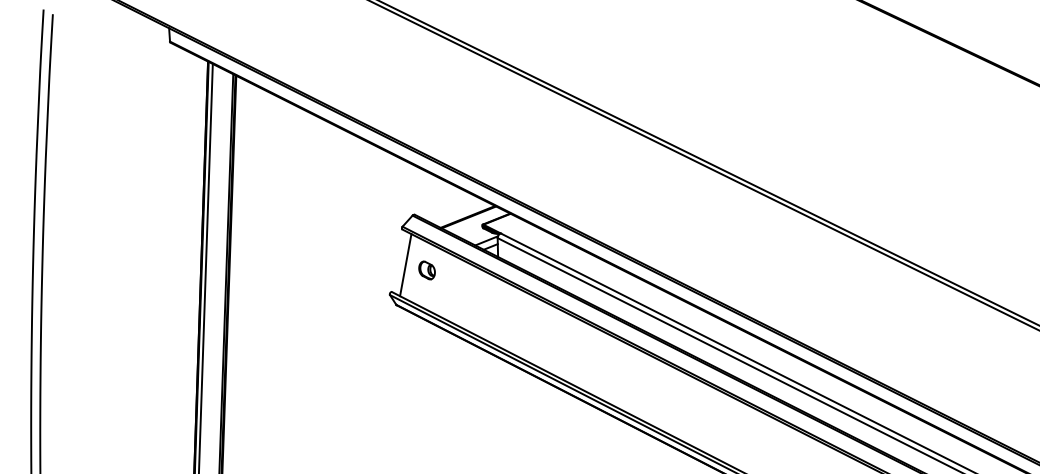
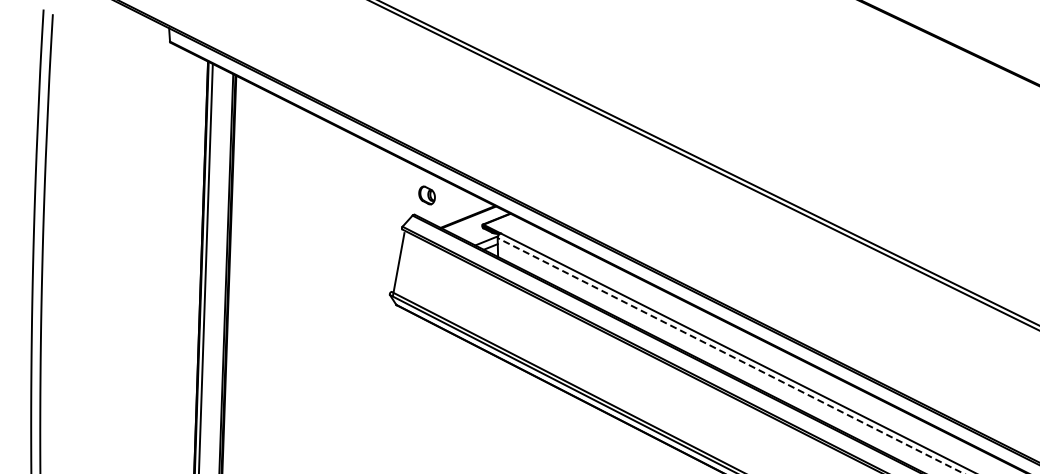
line position: (405, 265) -> (398, 264) (398, 264)
part position: (426, 270) -> (426, 195) (426, 195)
line: solid -> dashed (730, 355)
